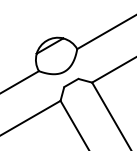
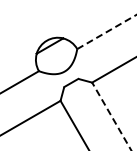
line: solid -> dashed (107, 31)
line: solid -> dashed (111, 116)
